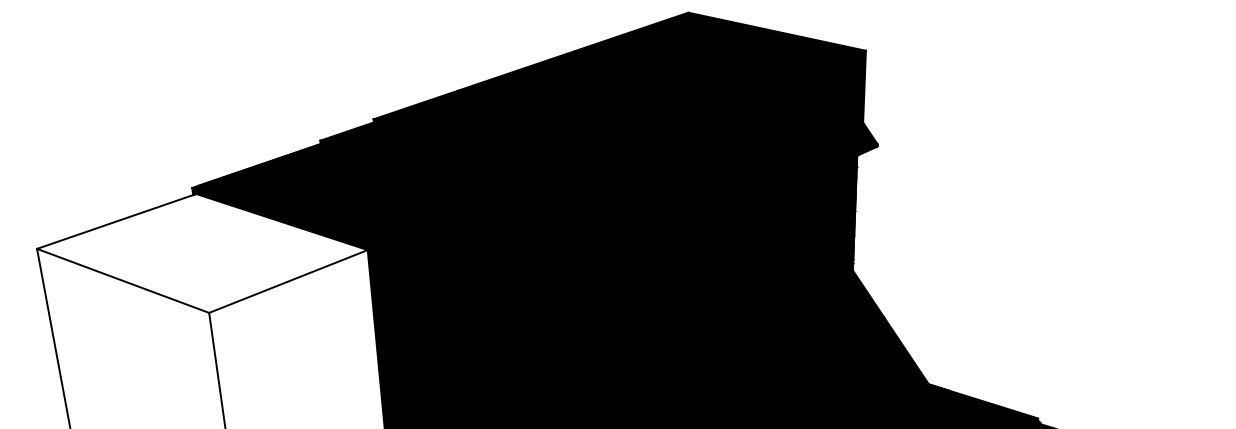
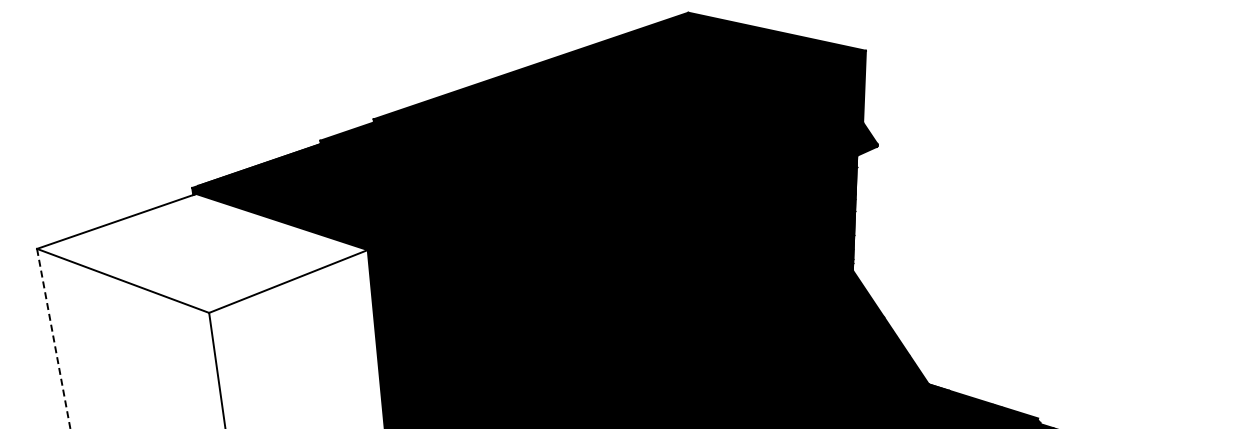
line: solid -> dashed (53, 338)
